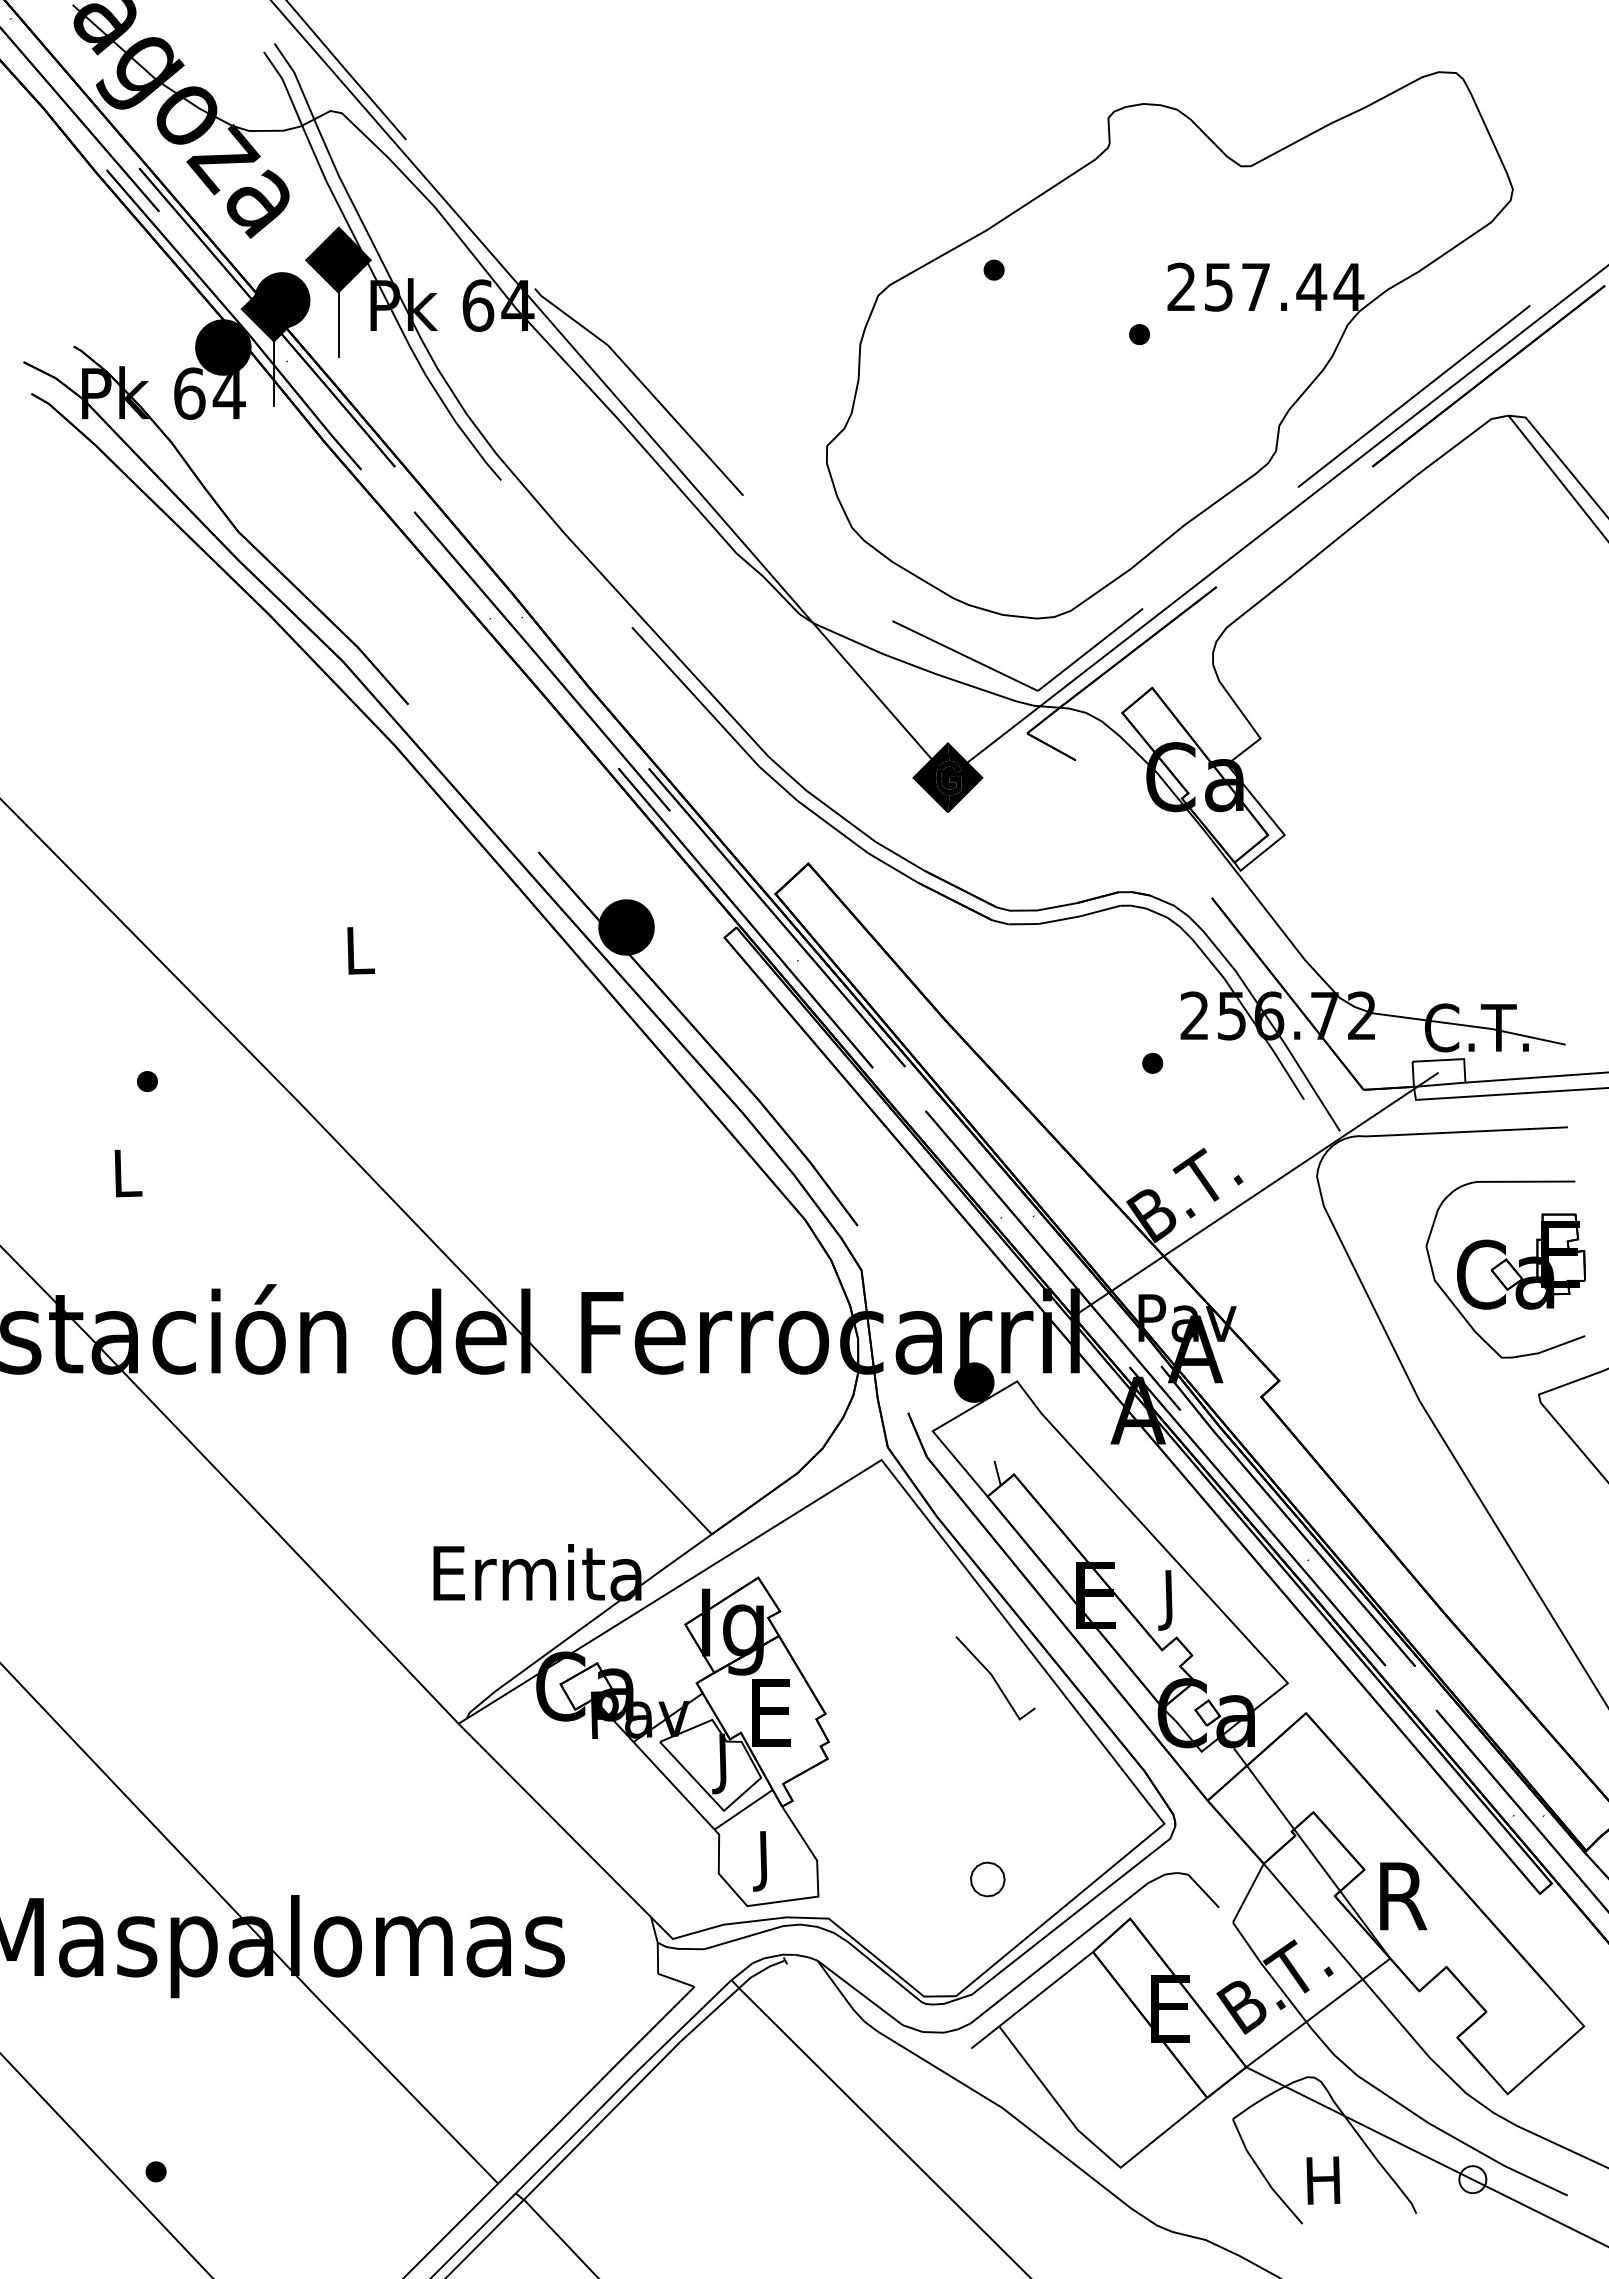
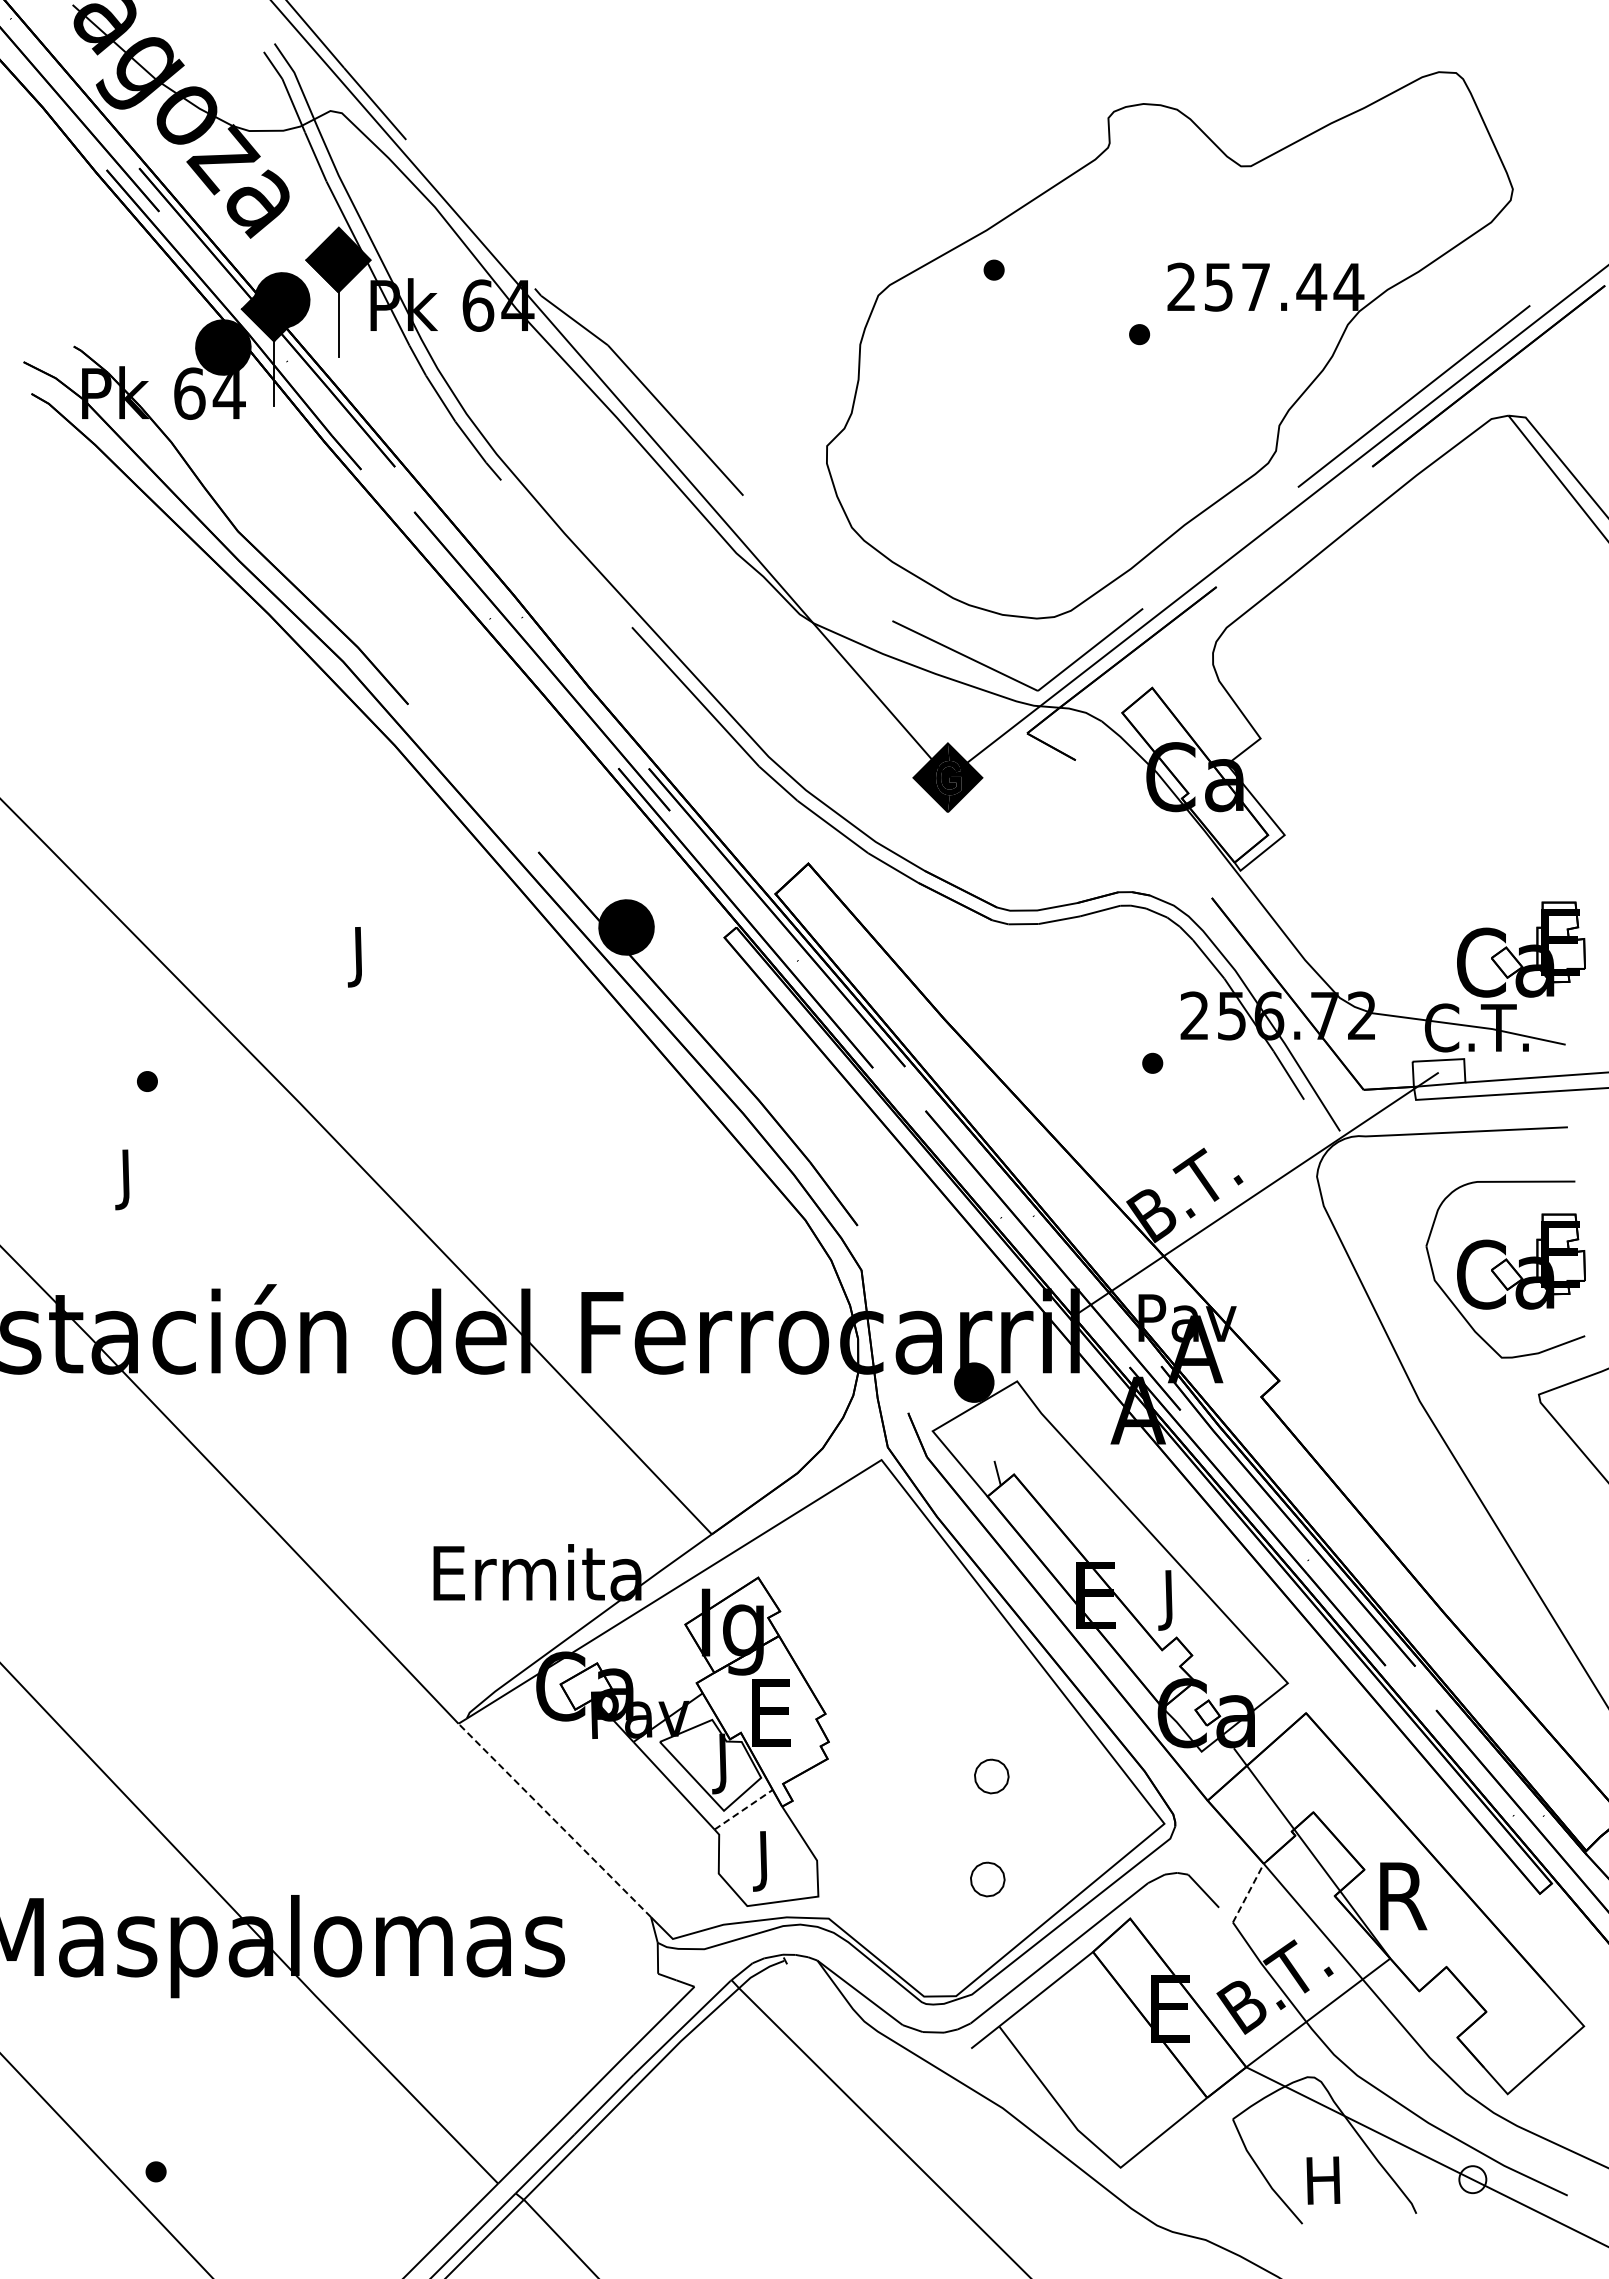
part: none -> present (1521, 949)
text: L -> J (361, 957)
text: L -> J (128, 1179)
line: present -> none (994, 1678)
part: none -> present (991, 1776)
line: solid -> dashed (744, 1809)
line: solid -> dashed (554, 1820)
line: solid -> dashed (1248, 1892)
